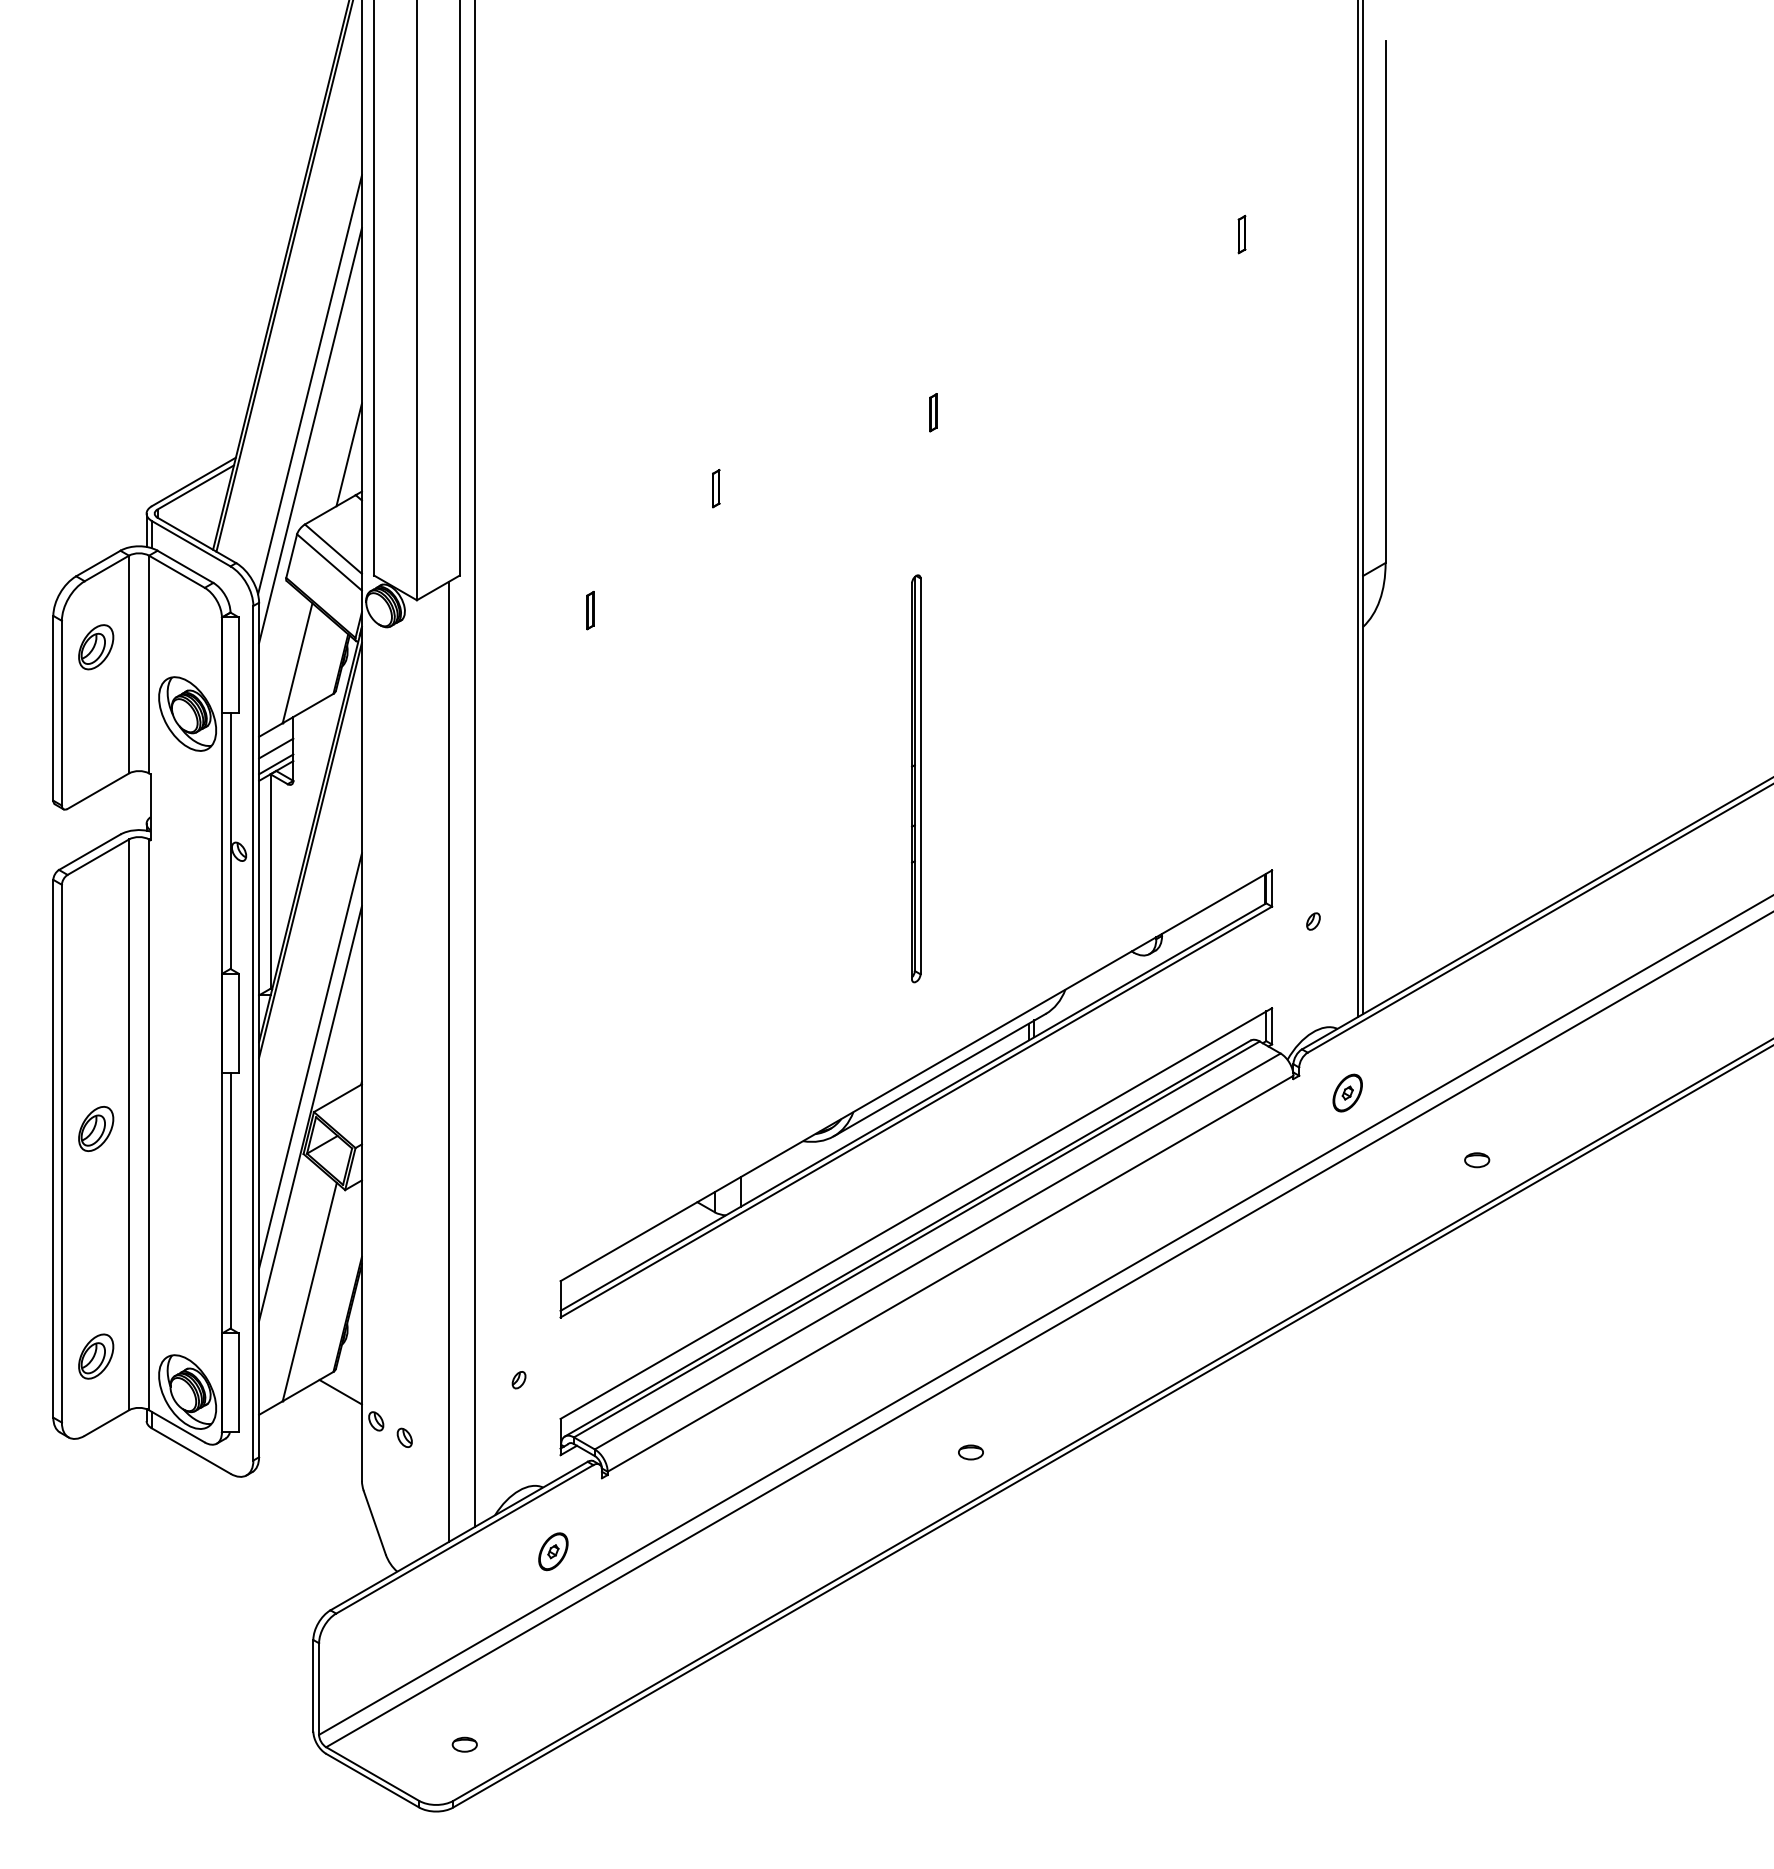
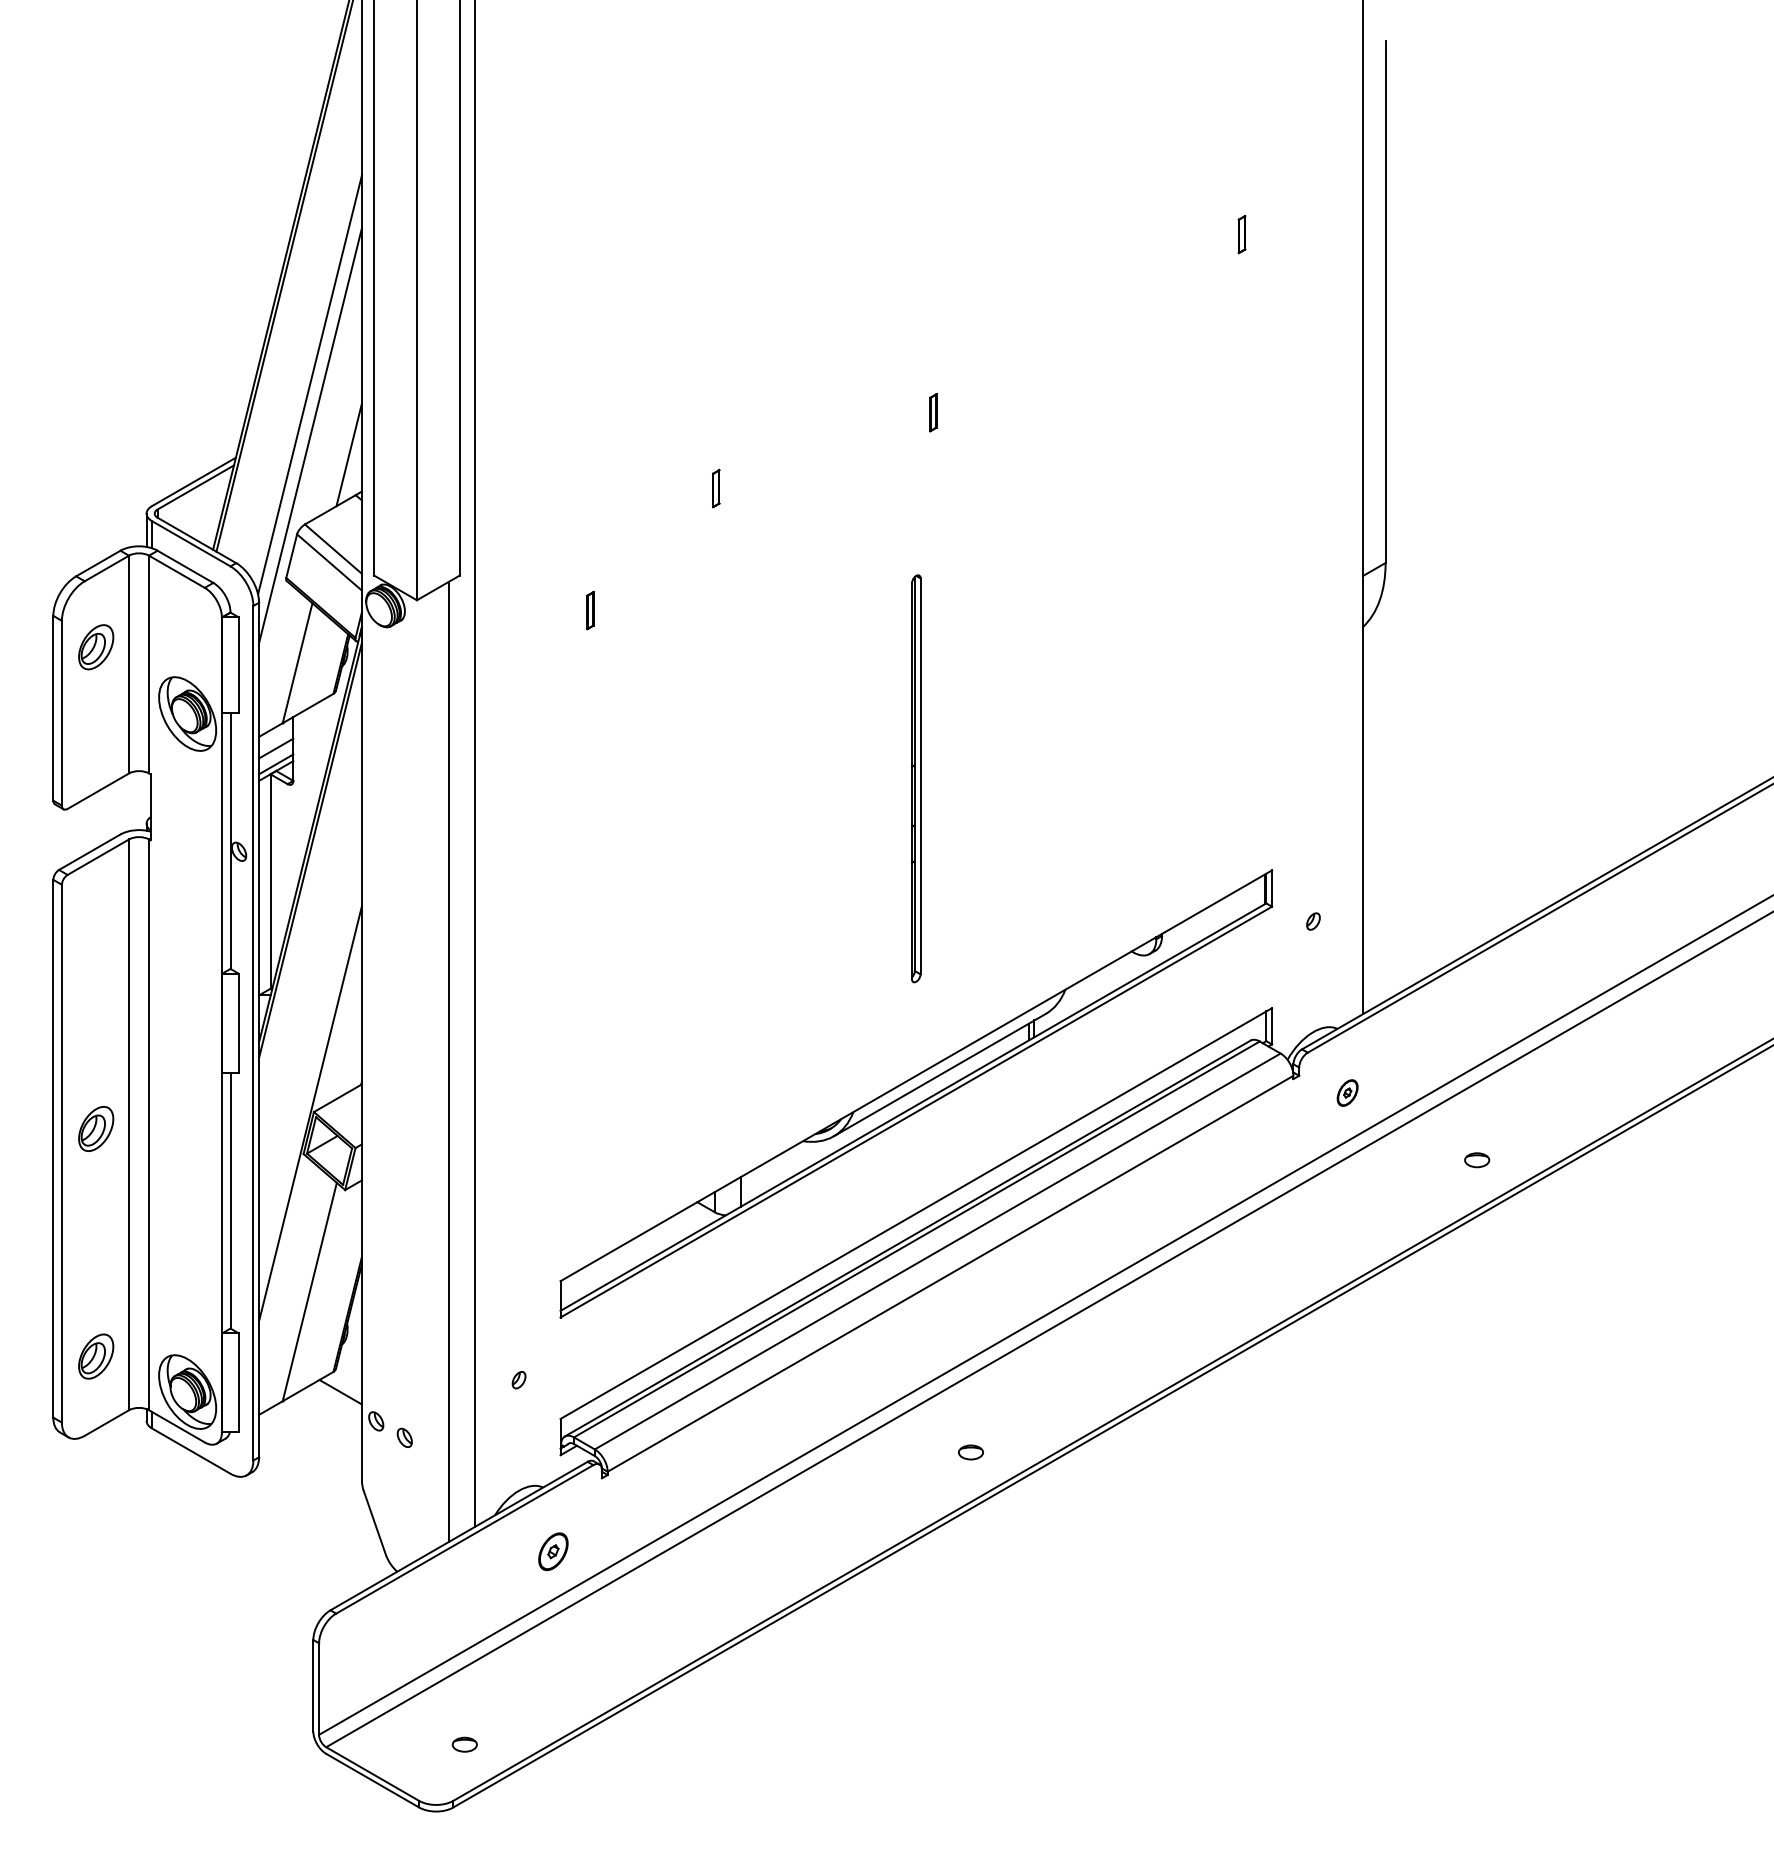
line: present -> none (1357, 509)
line: present -> none (310, 1060)
part size: 31x40 px -> 23x28 px (1347, 1092)
